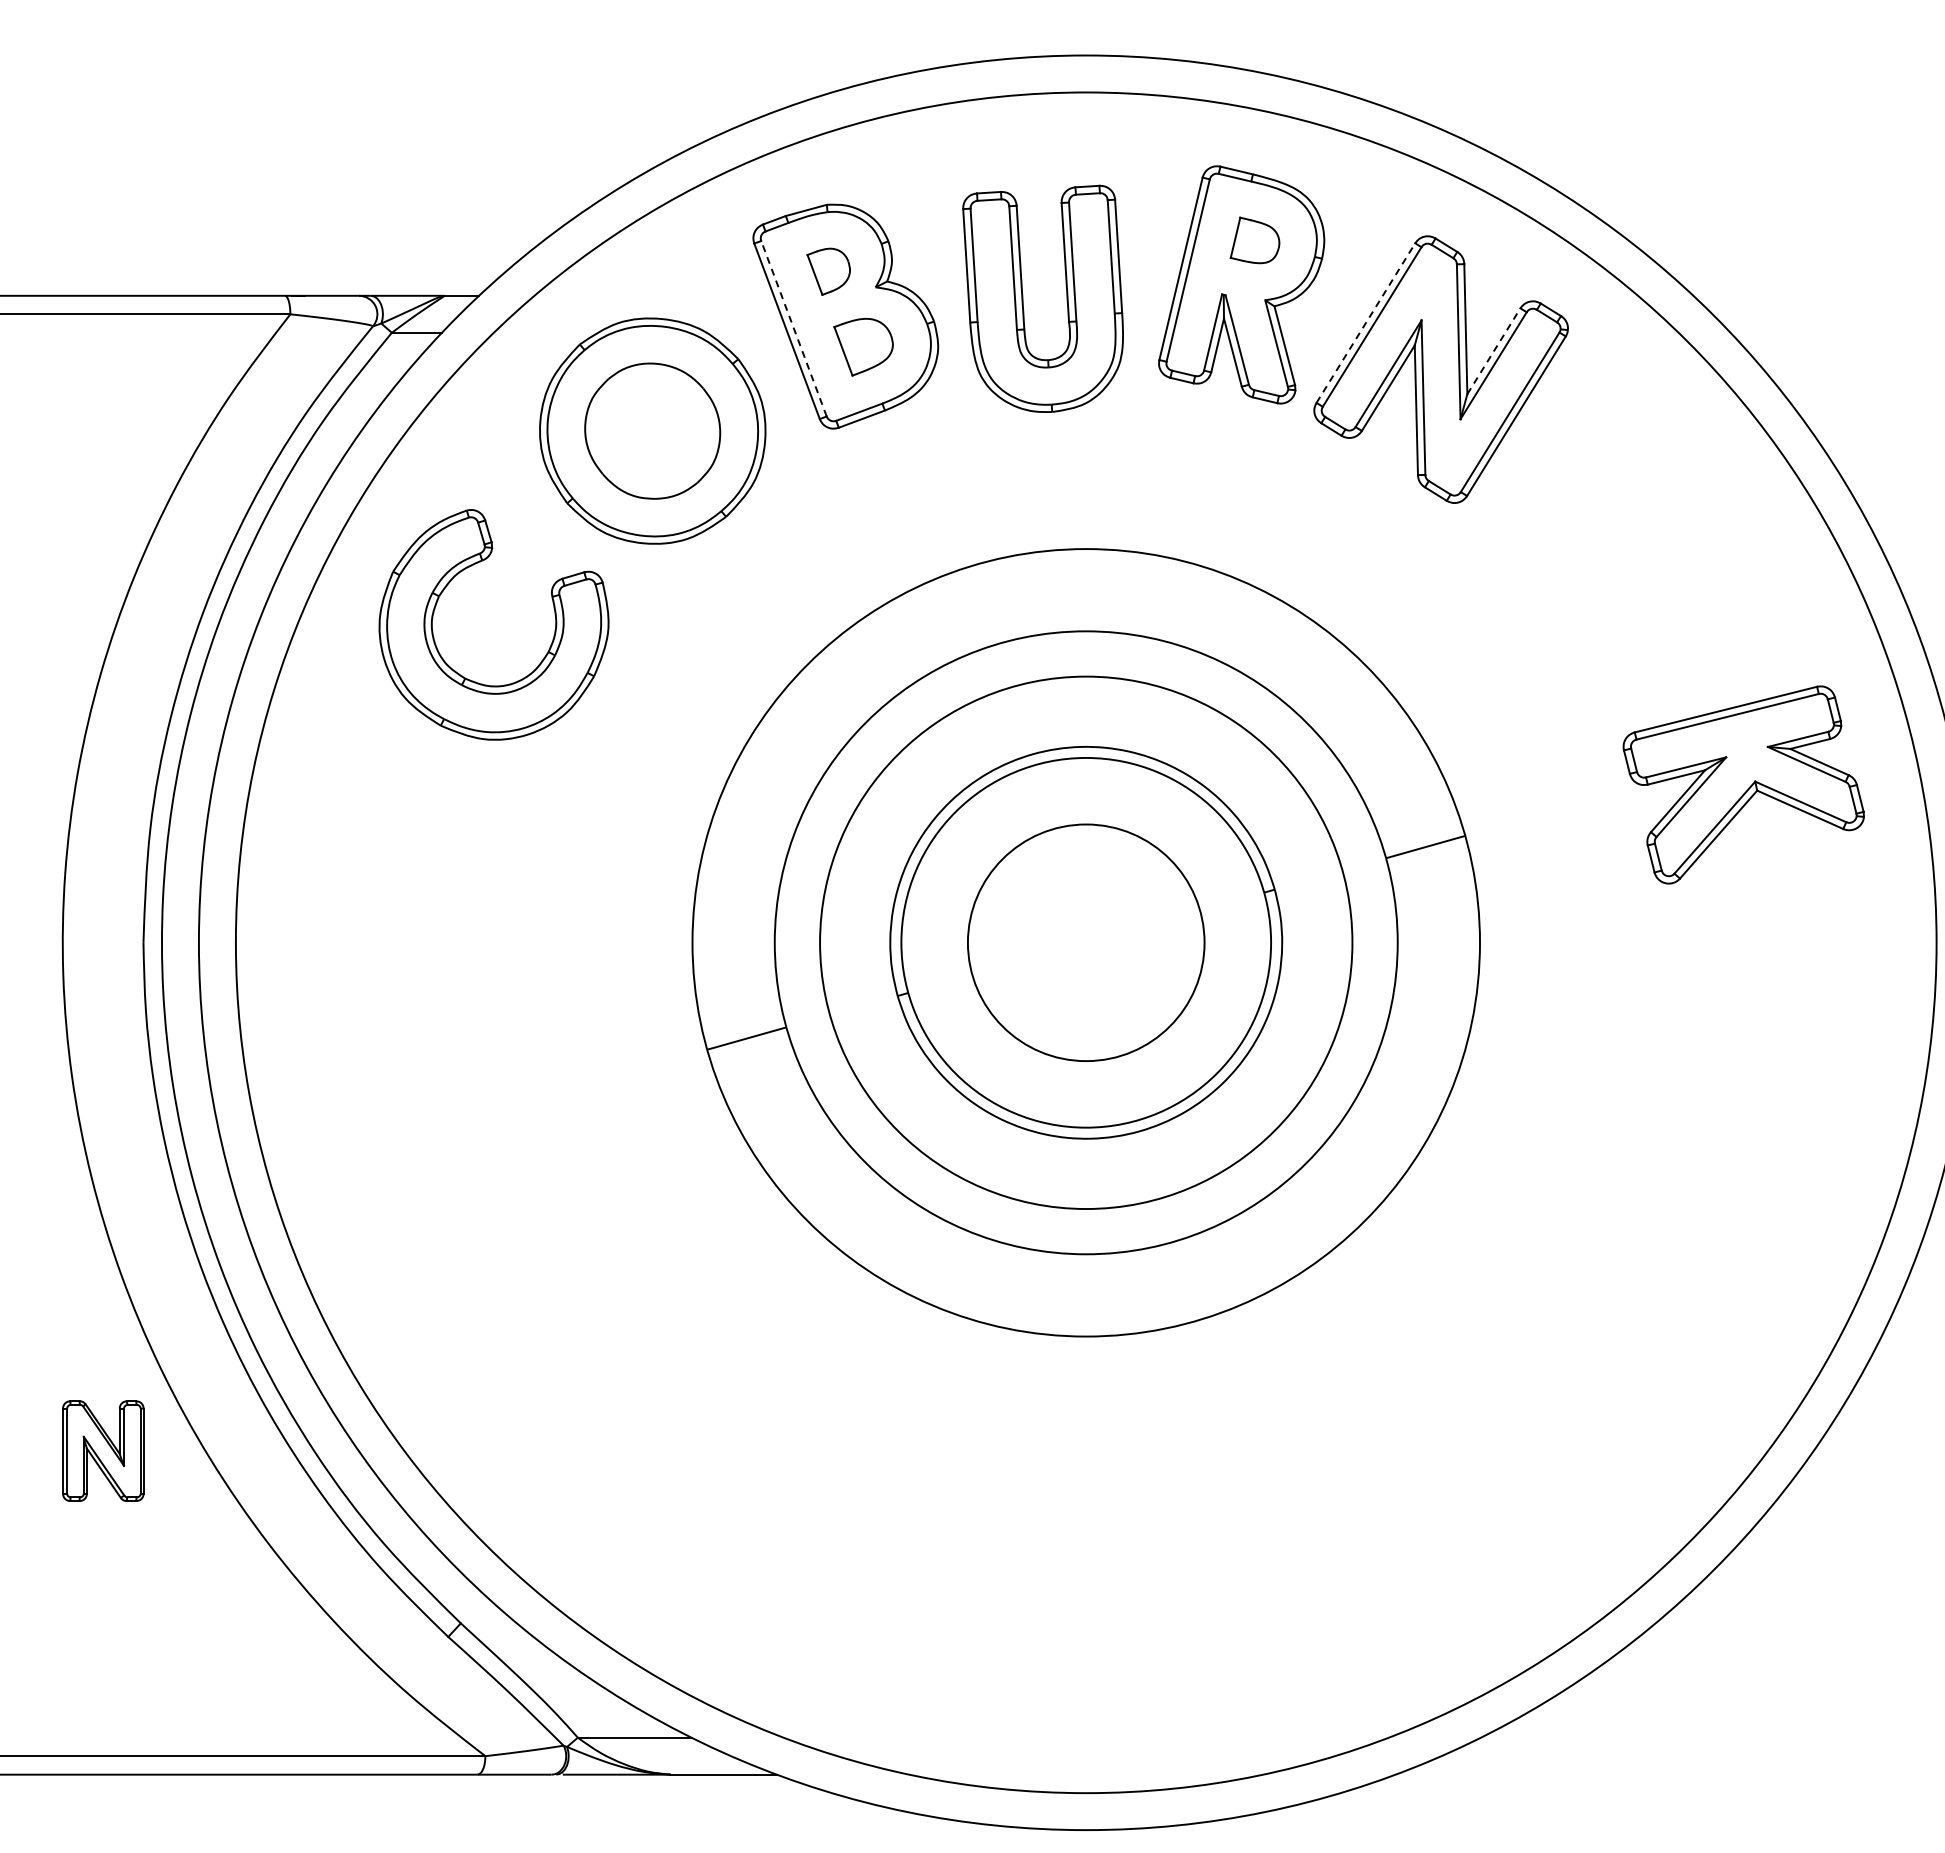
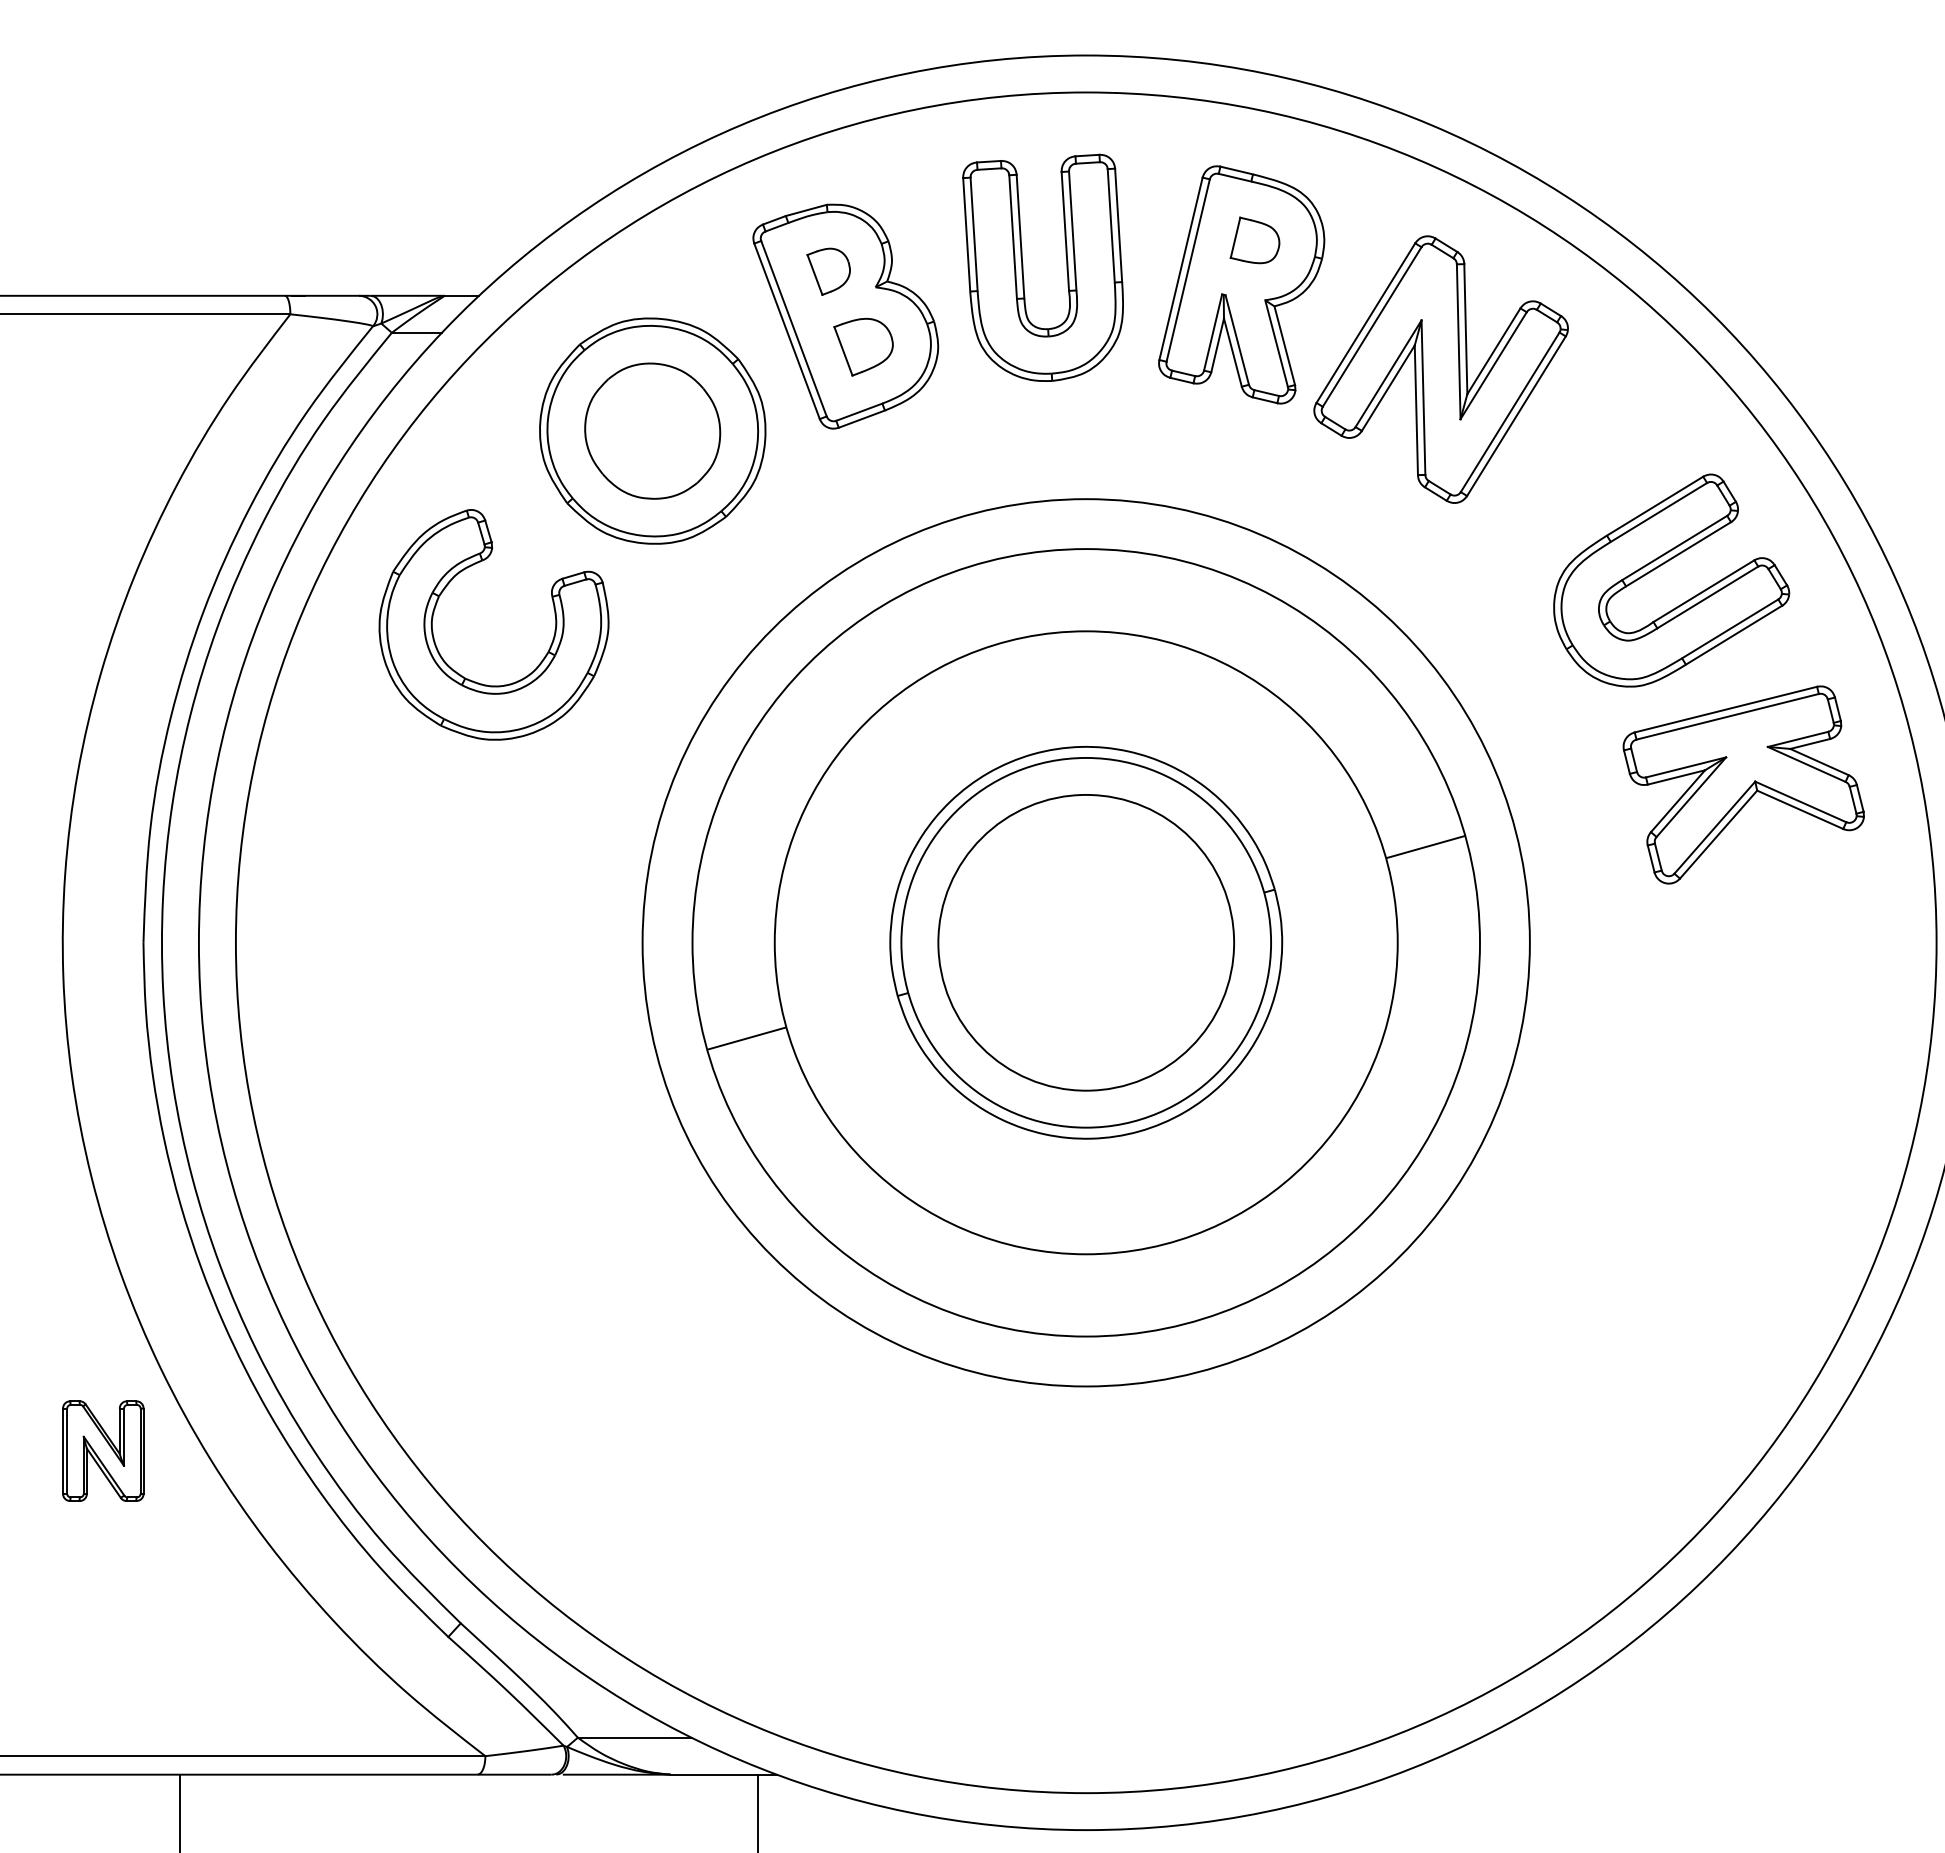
part position: (1023, 298) -> (1023, 267) (1023, 267)
line: dashed -> solid (1365, 323)
line: dashed -> solid (793, 328)
line: dashed -> solid (1494, 350)
part: none -> present (1662, 565)
circle diameter: 237 px -> 296 px (1086, 942)
circle diameter: 532 px -> 887 px (1085, 942)
line: none -> present (180, 1811)
line: none -> present (758, 1811)
